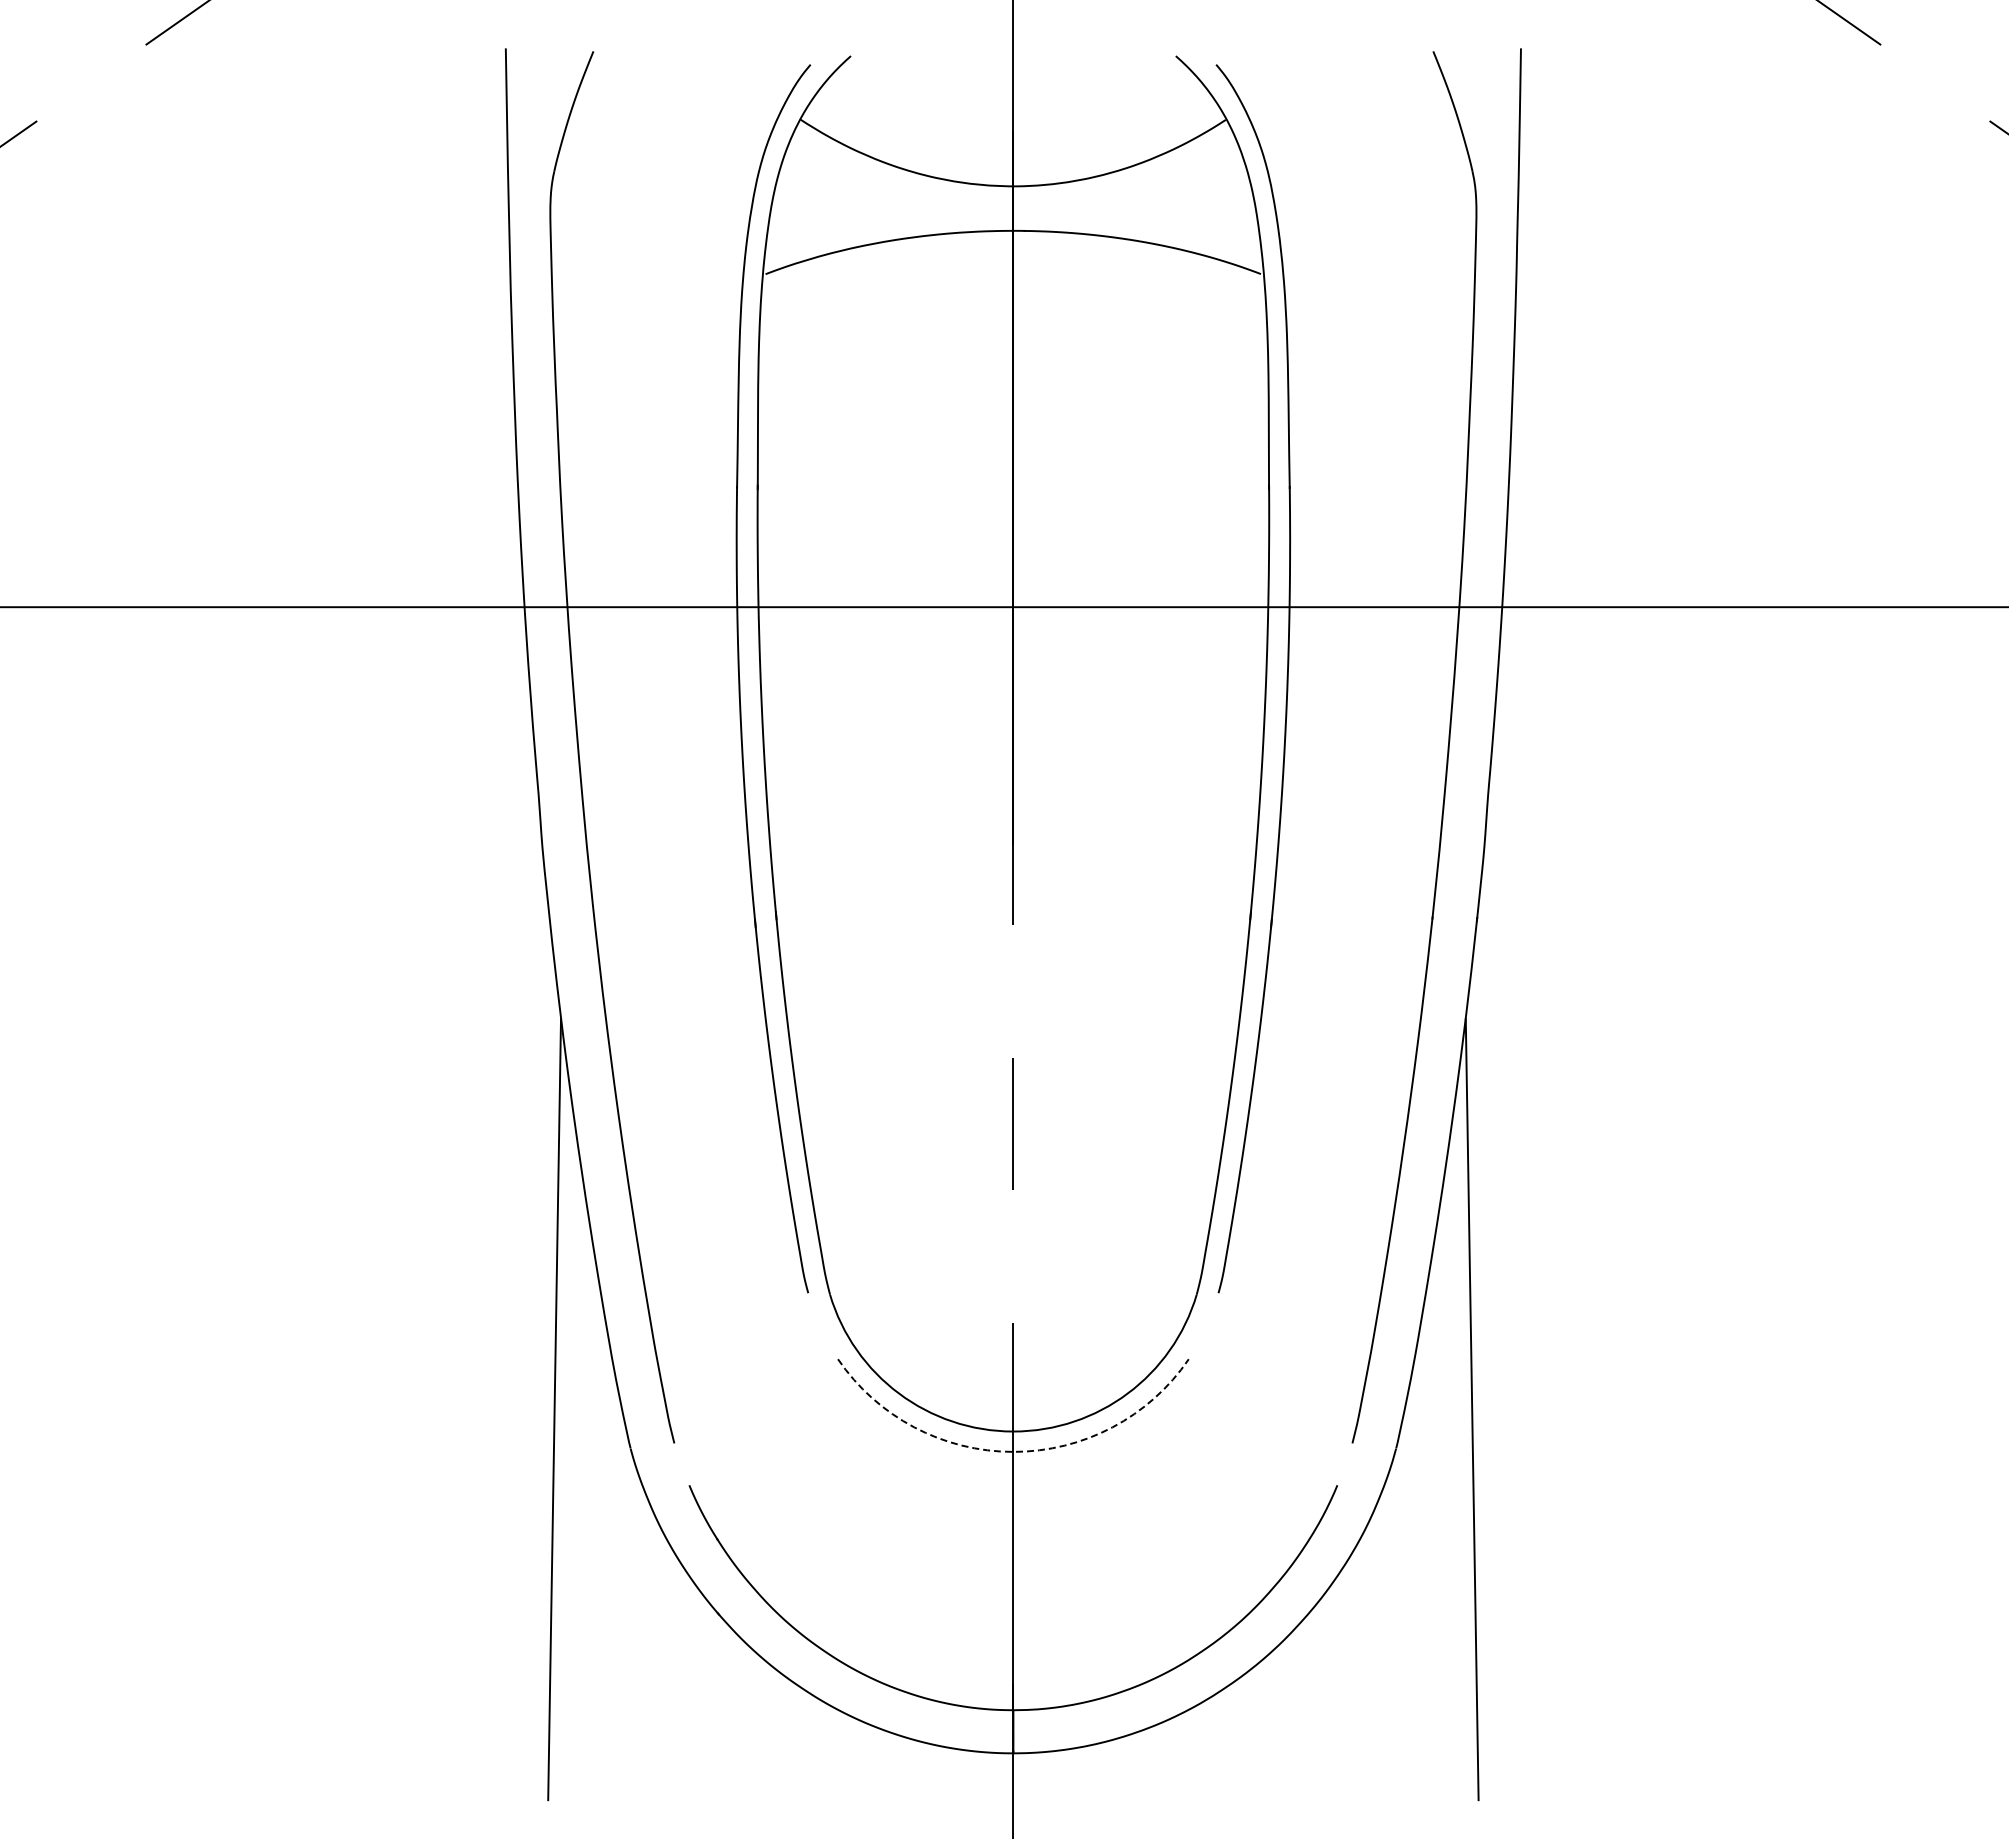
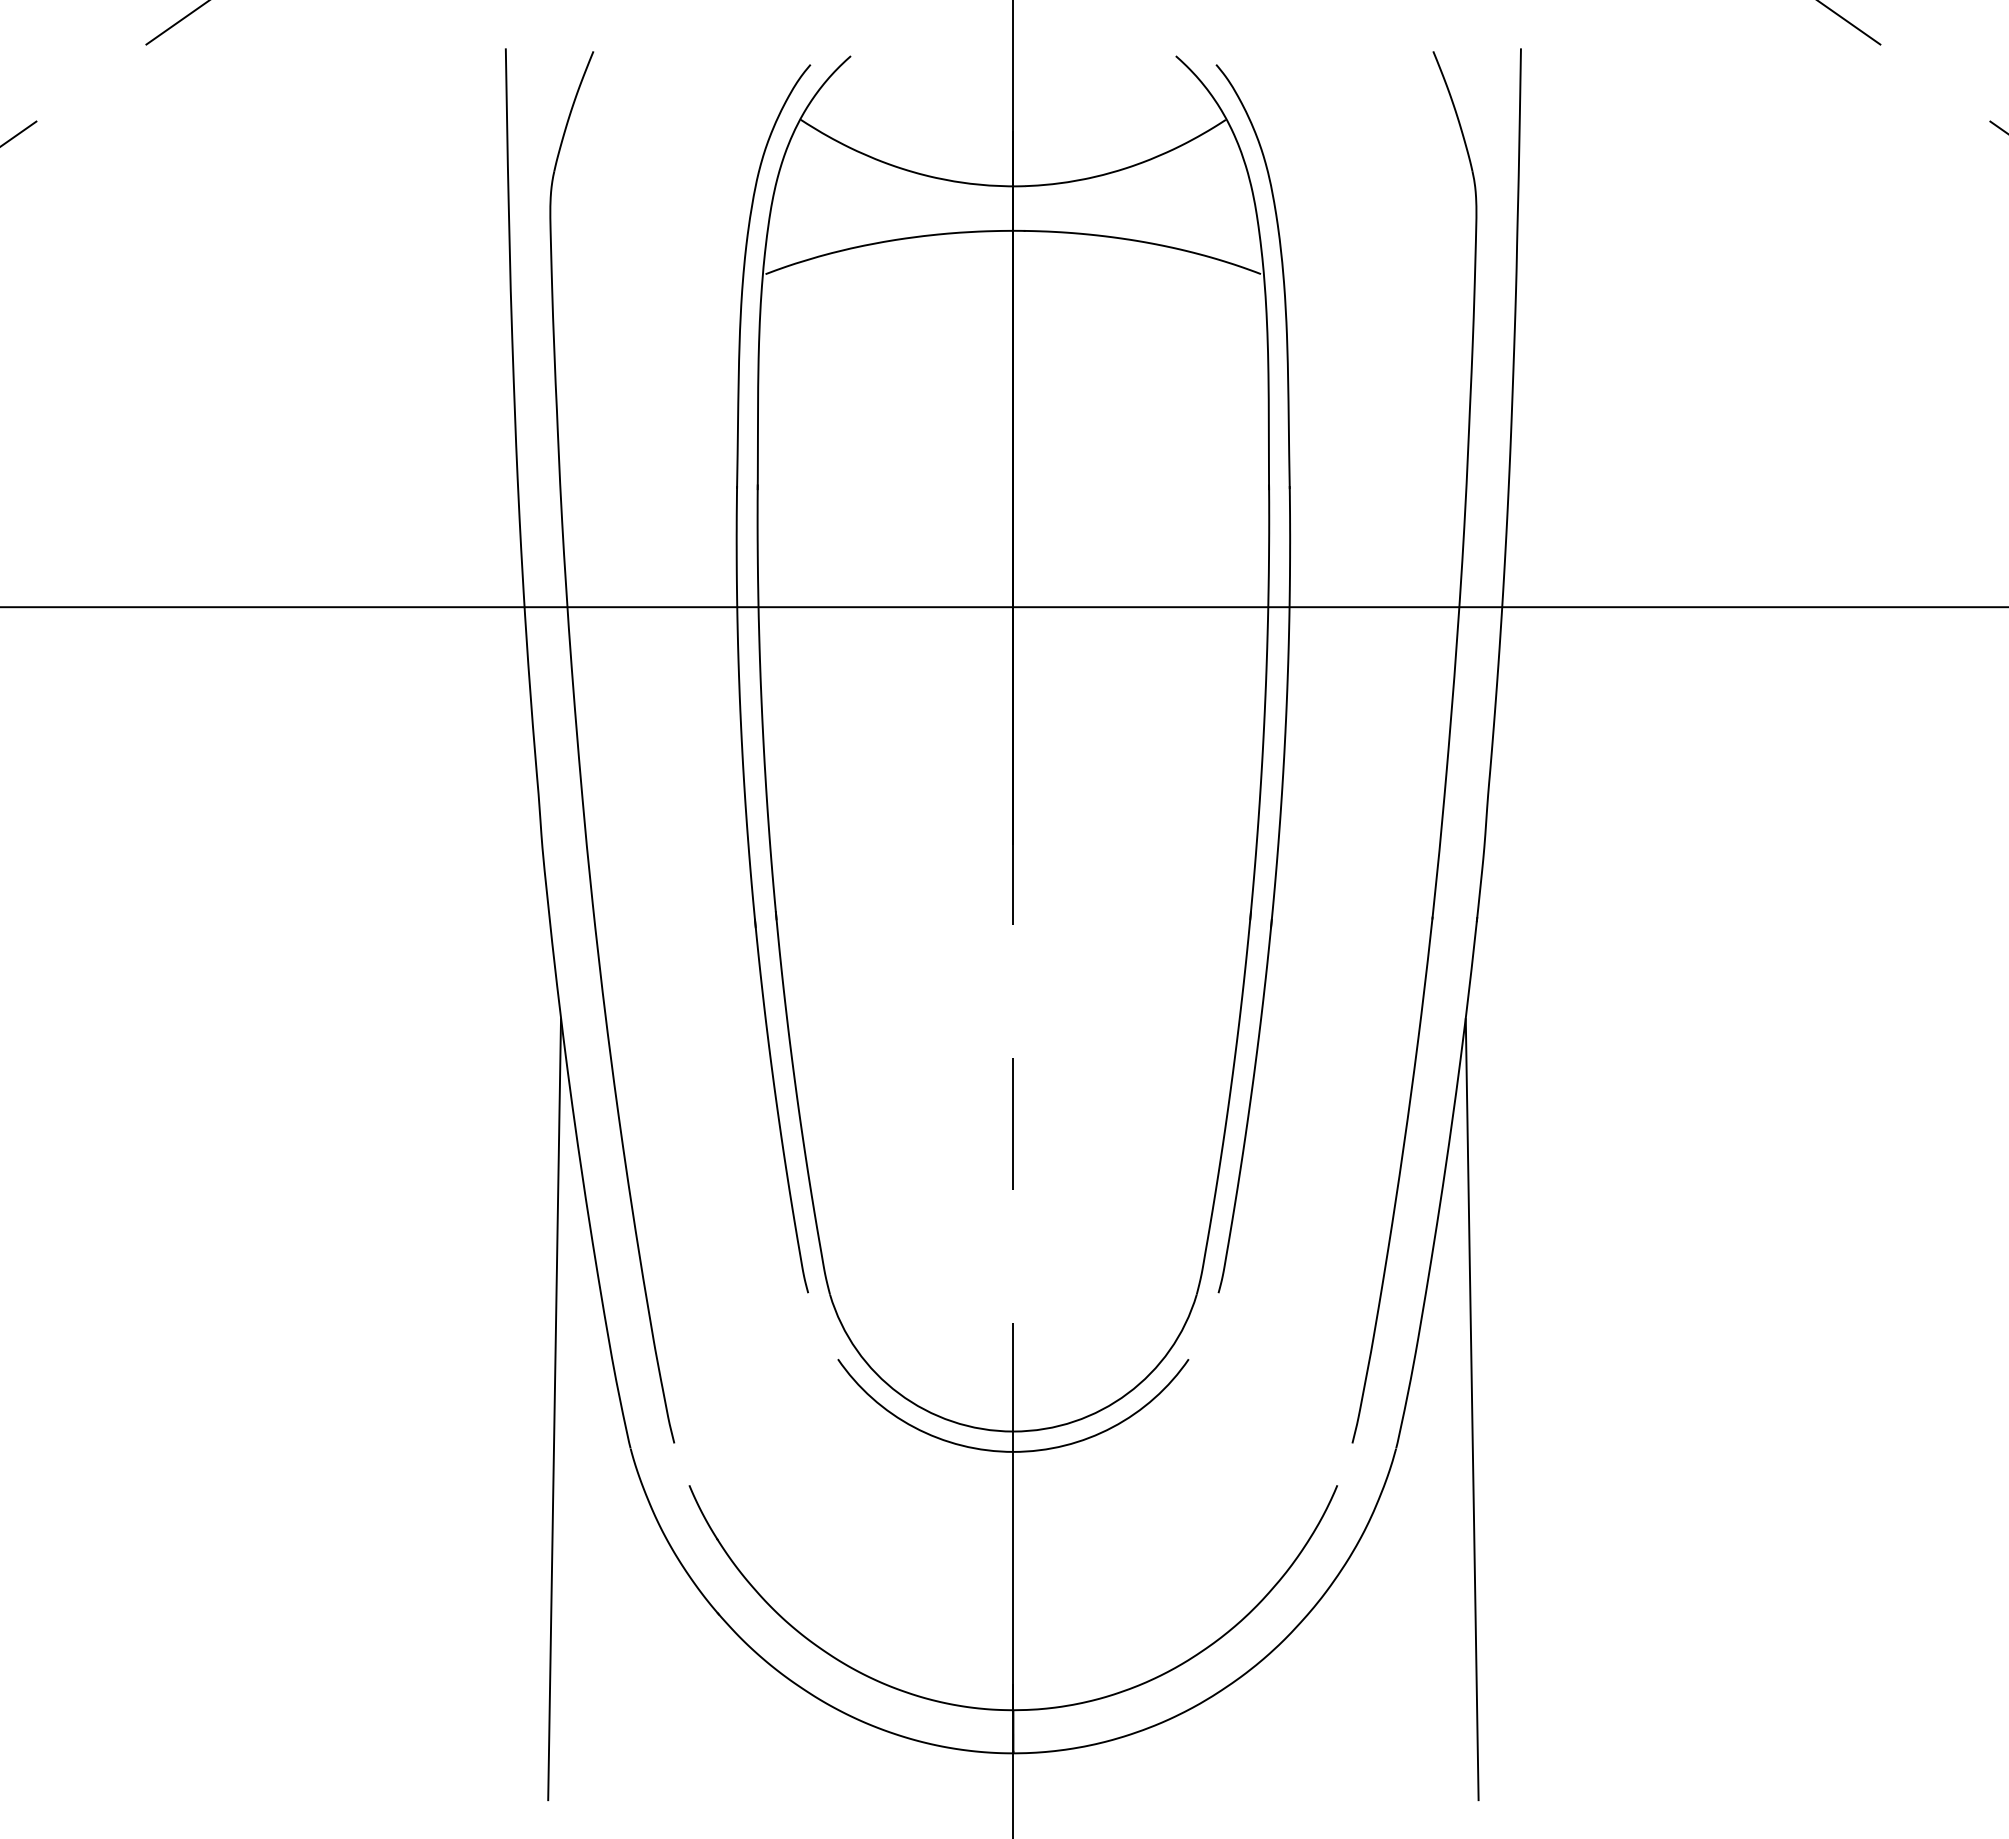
arc: dashed -> solid (1013, 1451)
